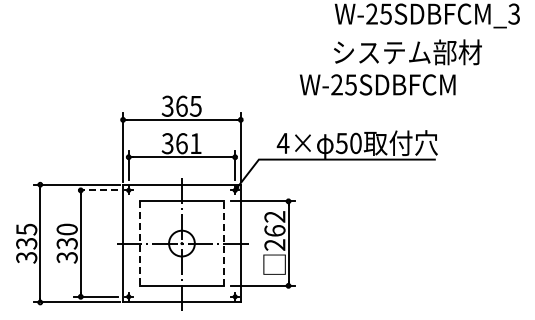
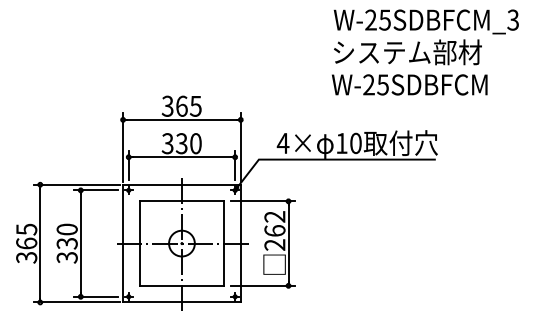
text position: (426, 15) -> (425, 21) (425, 21)
text position: (377, 84) -> (409, 84) (409, 84)
text: 361 -> 330 (188, 143)
text: 50 -> 10 (341, 143)
line: dashed -> solid (96, 190)
text: 335 -> 365 (26, 243)
line: dashed -> solid (224, 243)
line: dashed -> solid (139, 244)
